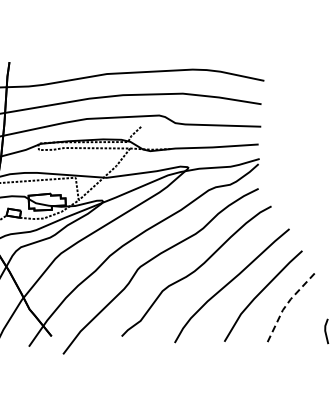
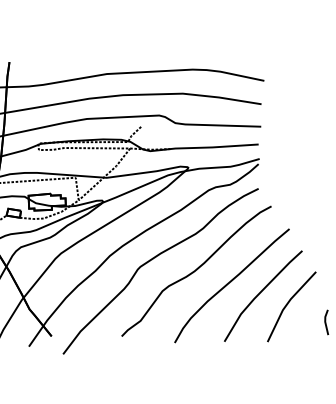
line: dashed -> solid (287, 303)
line position: (326, 331) -> (326, 322) (326, 322)
